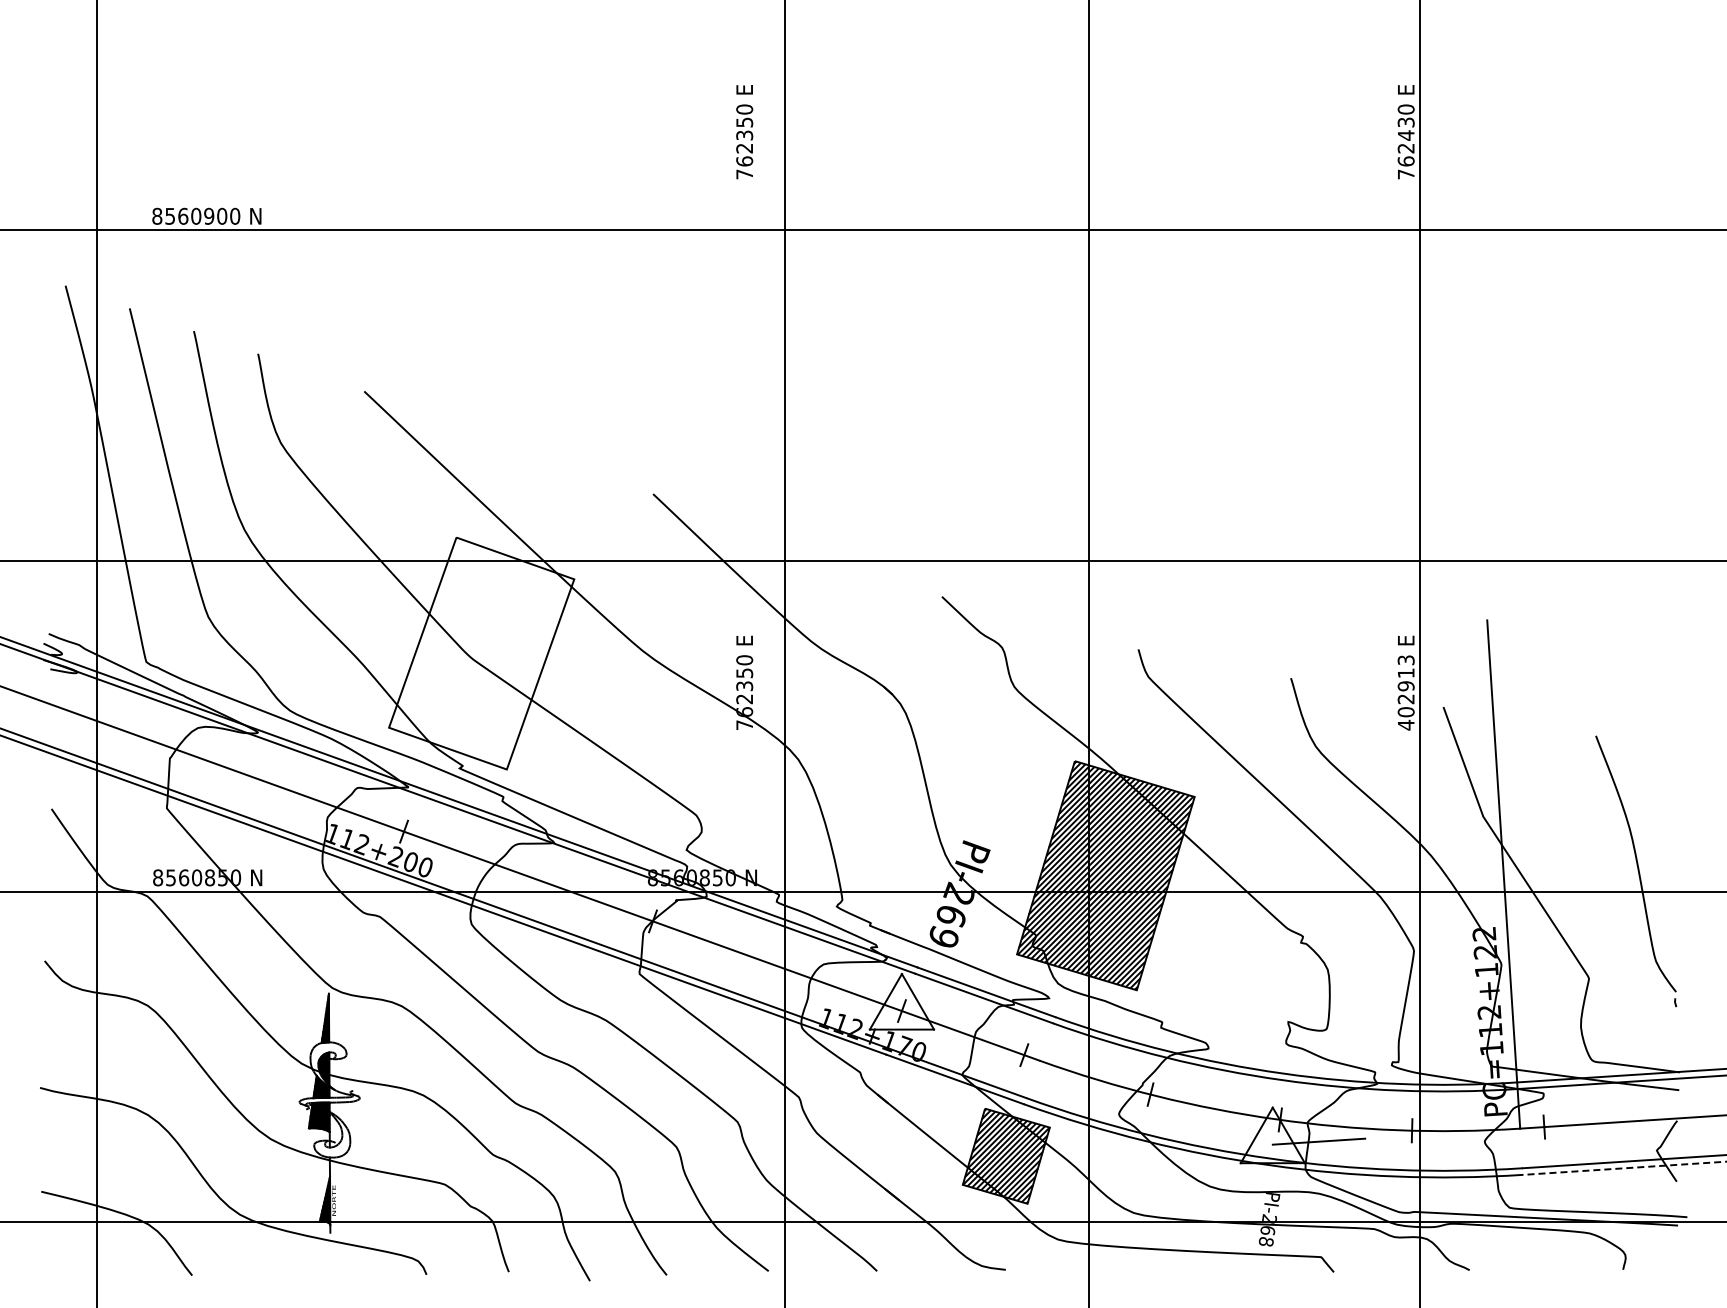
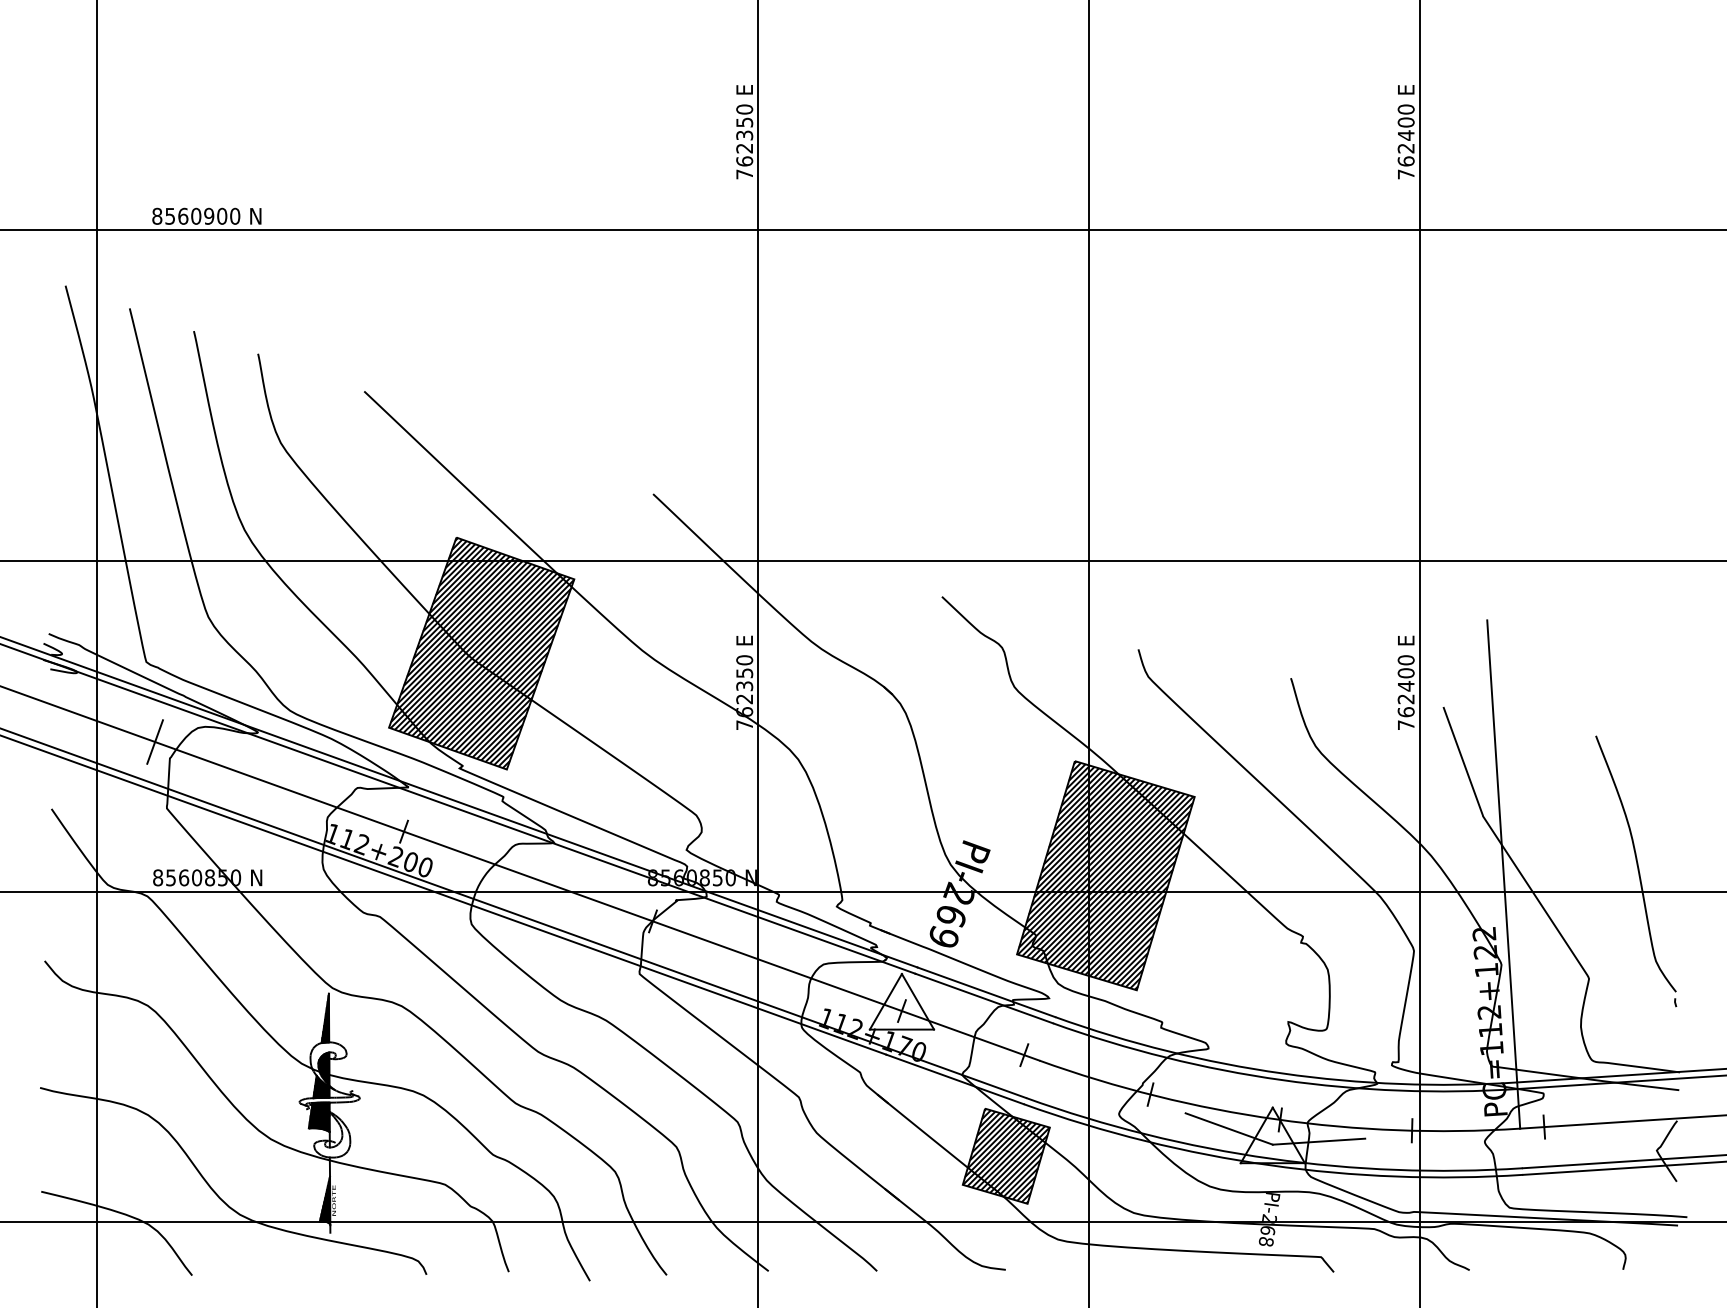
text: 762430 -> 762400 (1405, 122)
hatch: none -> present (482, 653)
line position: (785, 653) -> (758, 653) (758, 653)
text: 402913 -> 762400 (1405, 692)
line: none -> present (154, 741)
line: none -> present (1228, 1128)
line: dashed -> solid (1624, 1168)
